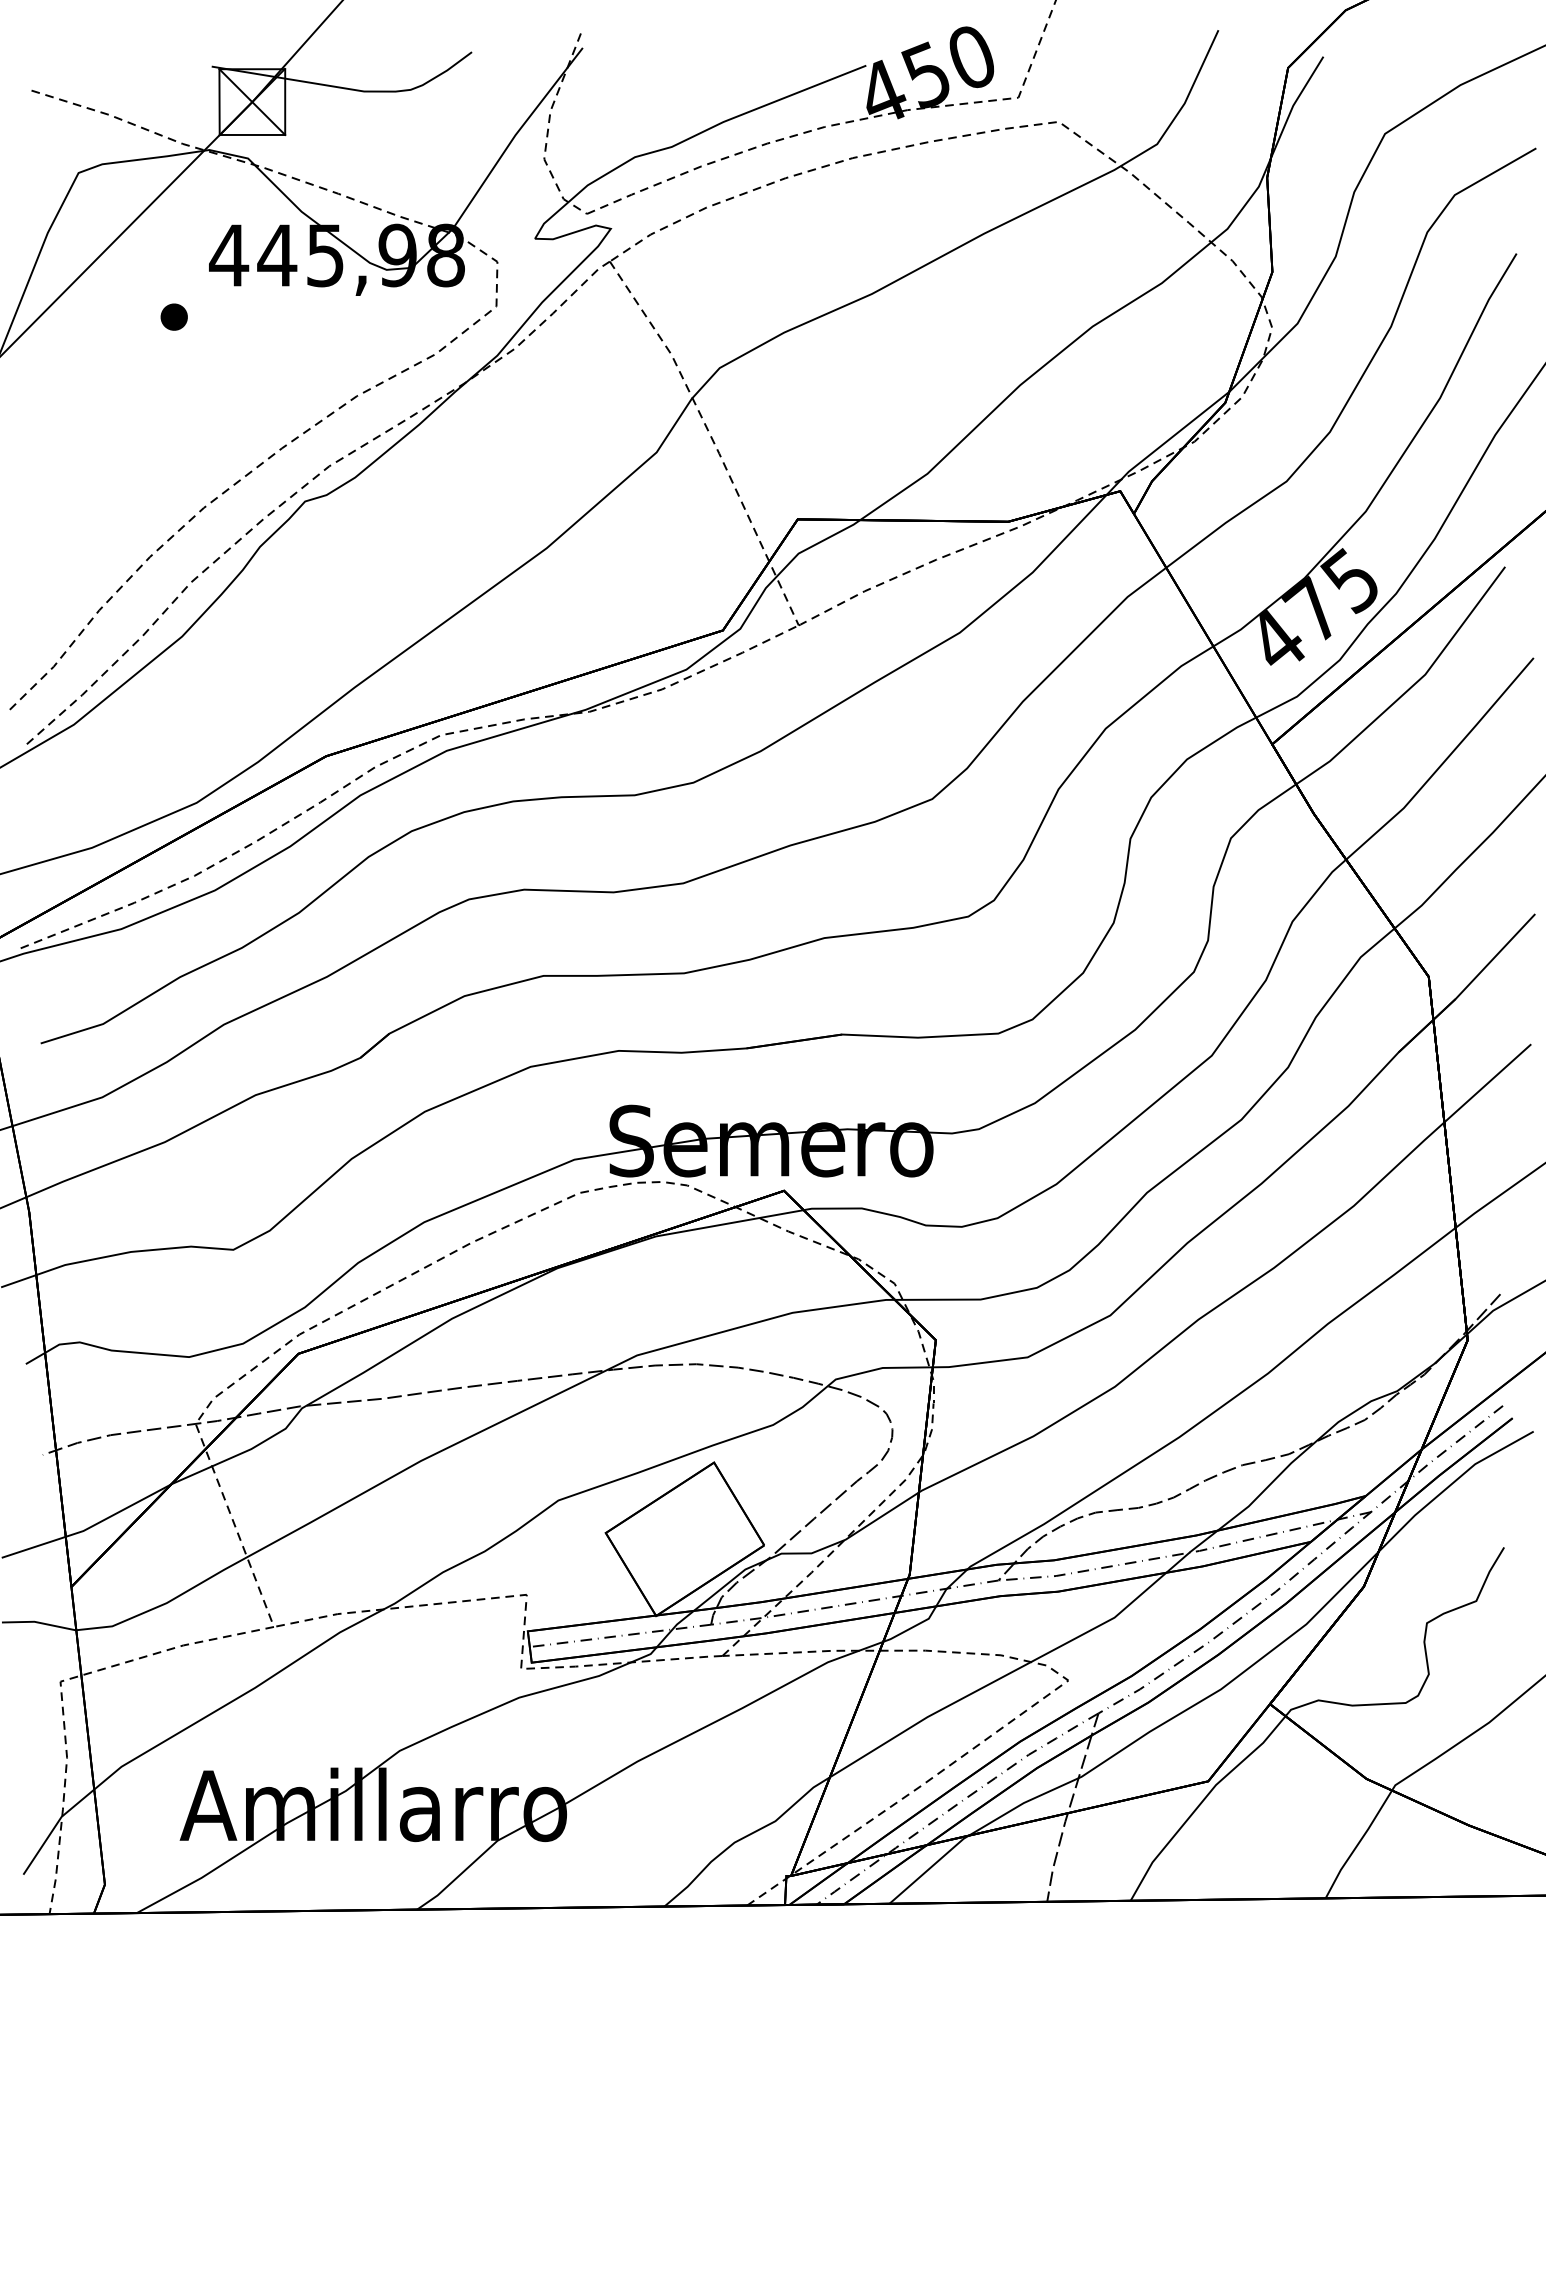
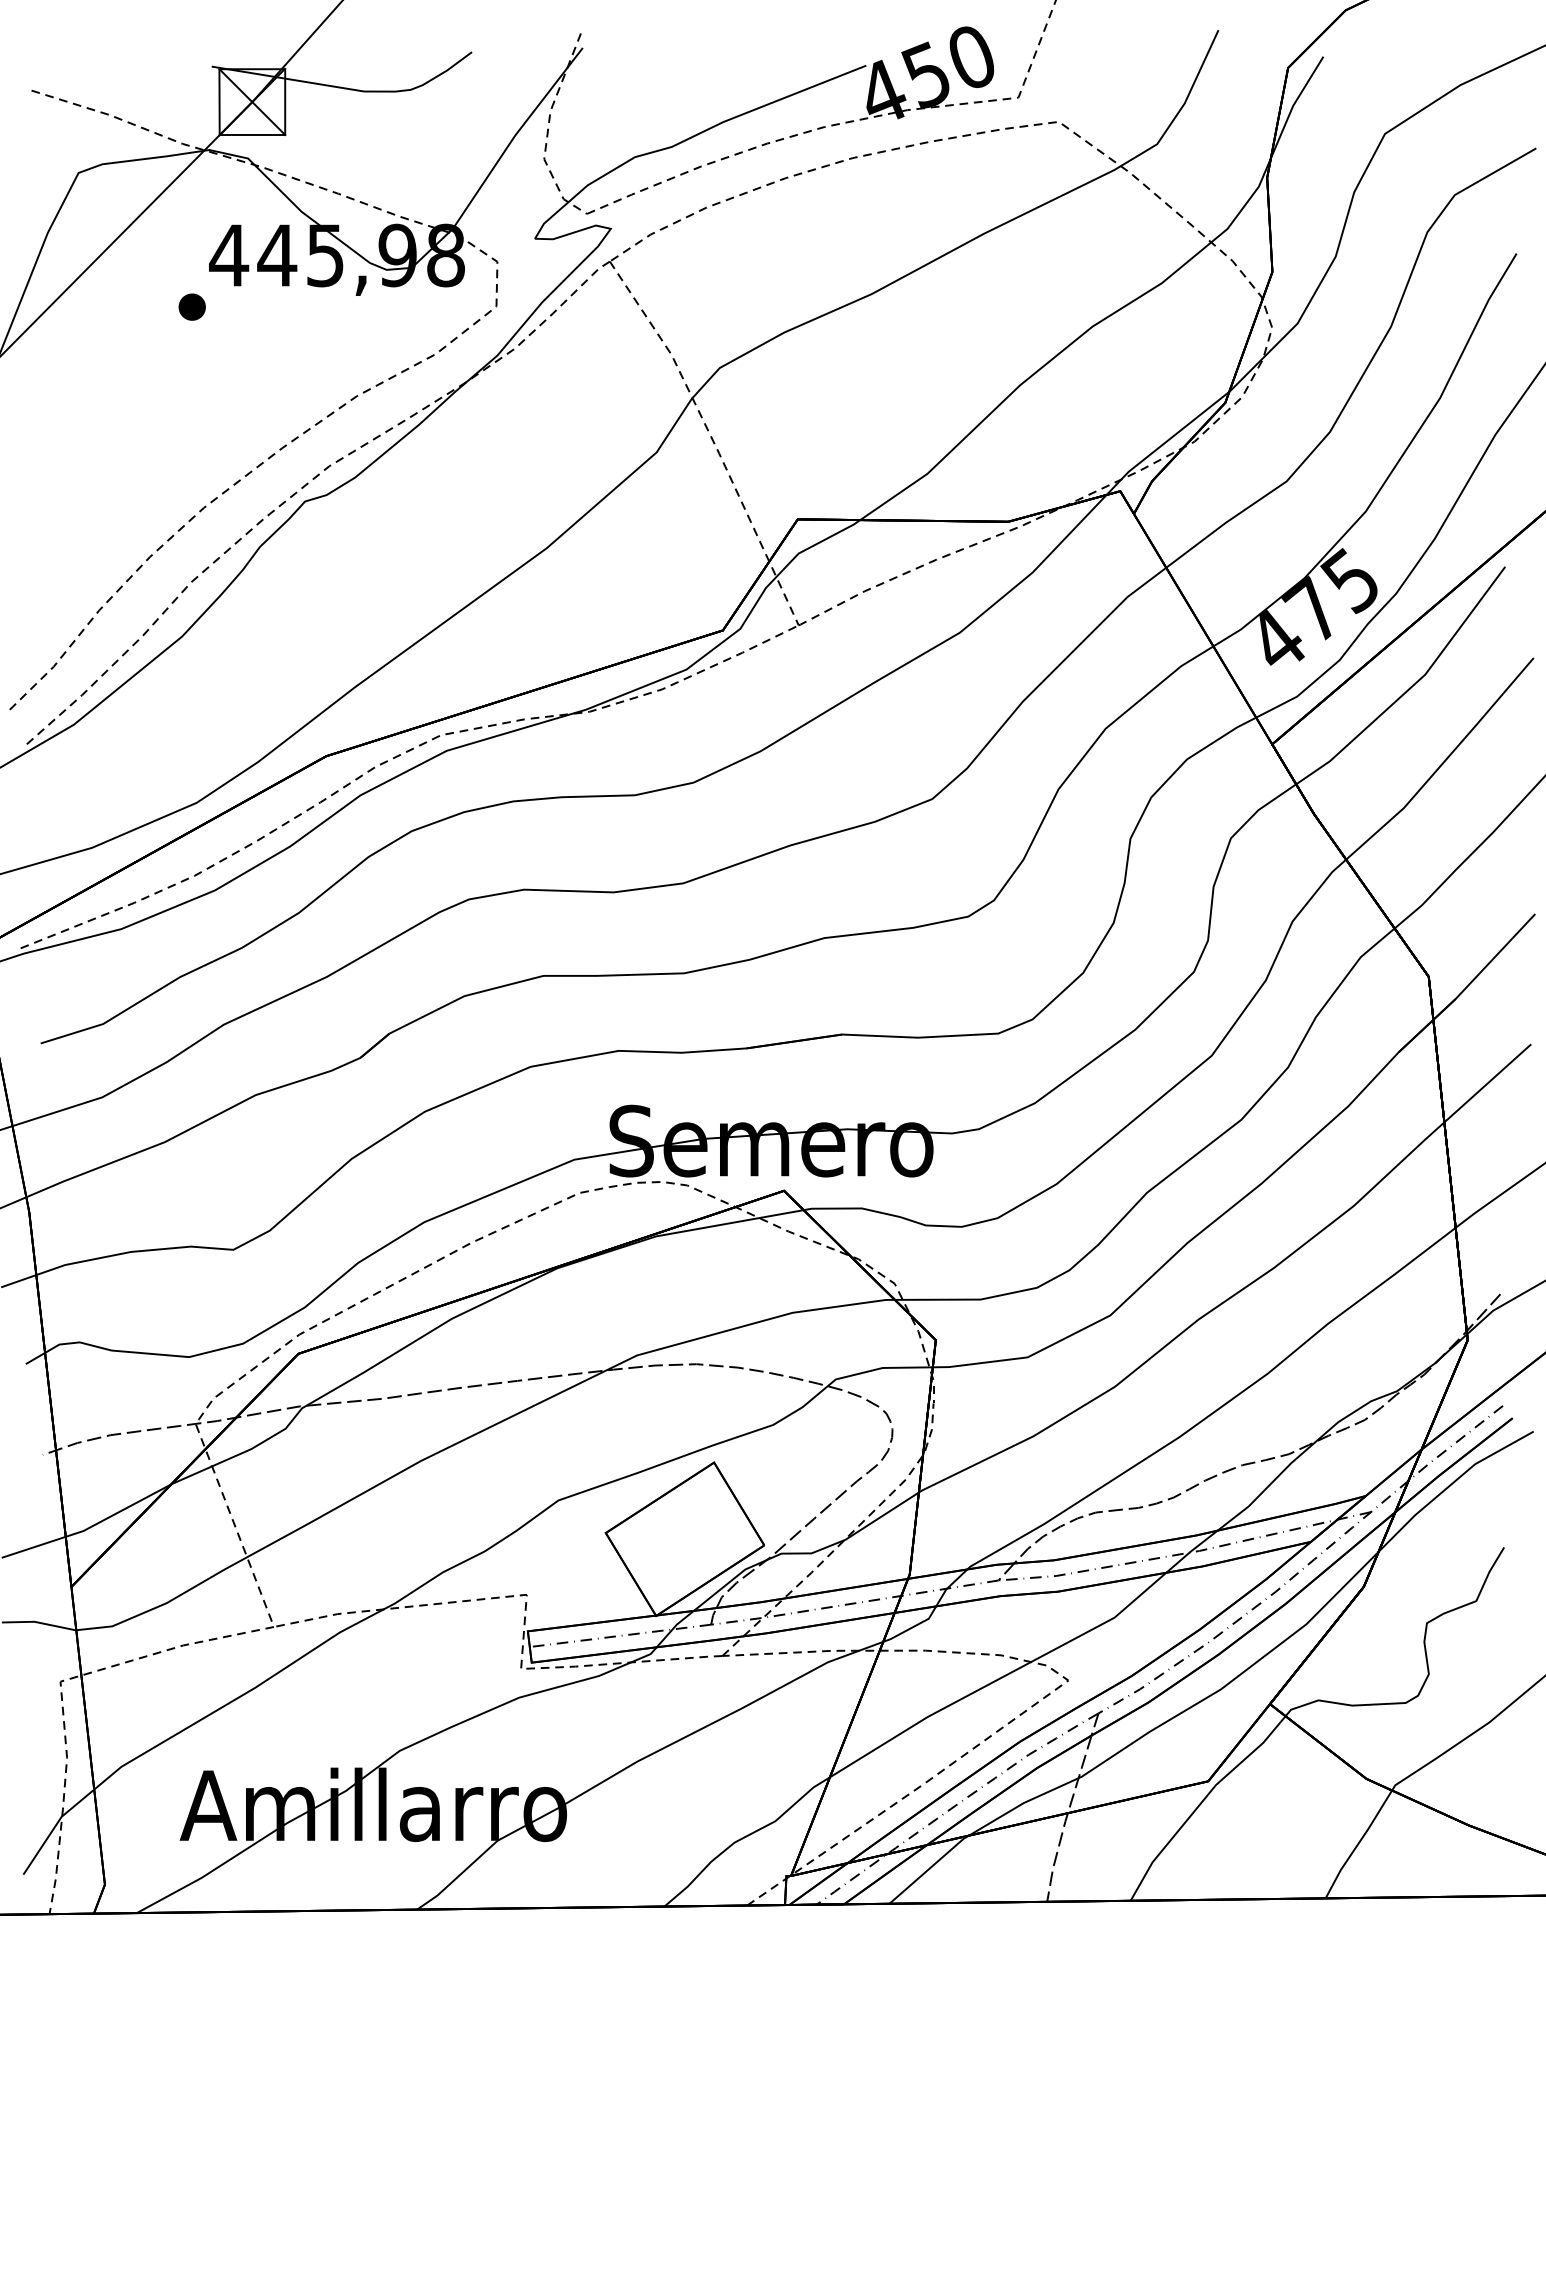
part position: (173, 316) -> (191, 306) (191, 306)
